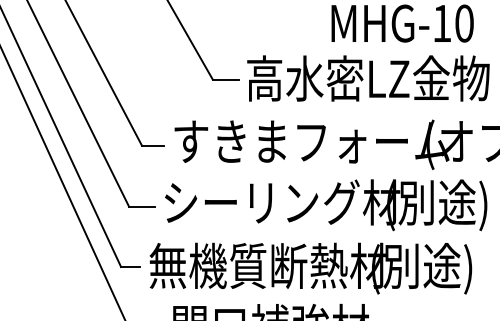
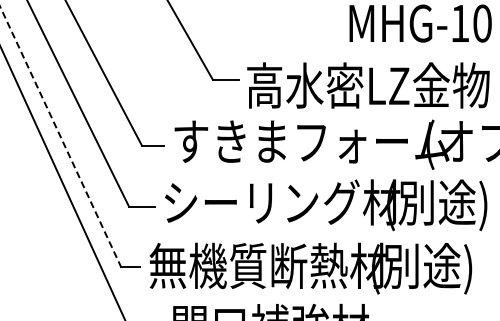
text position: (402, 23) -> (420, 23) (420, 23)
text position: (368, 78) -> (368, 85) (368, 85)
line: solid -> dashed (60, 136)
